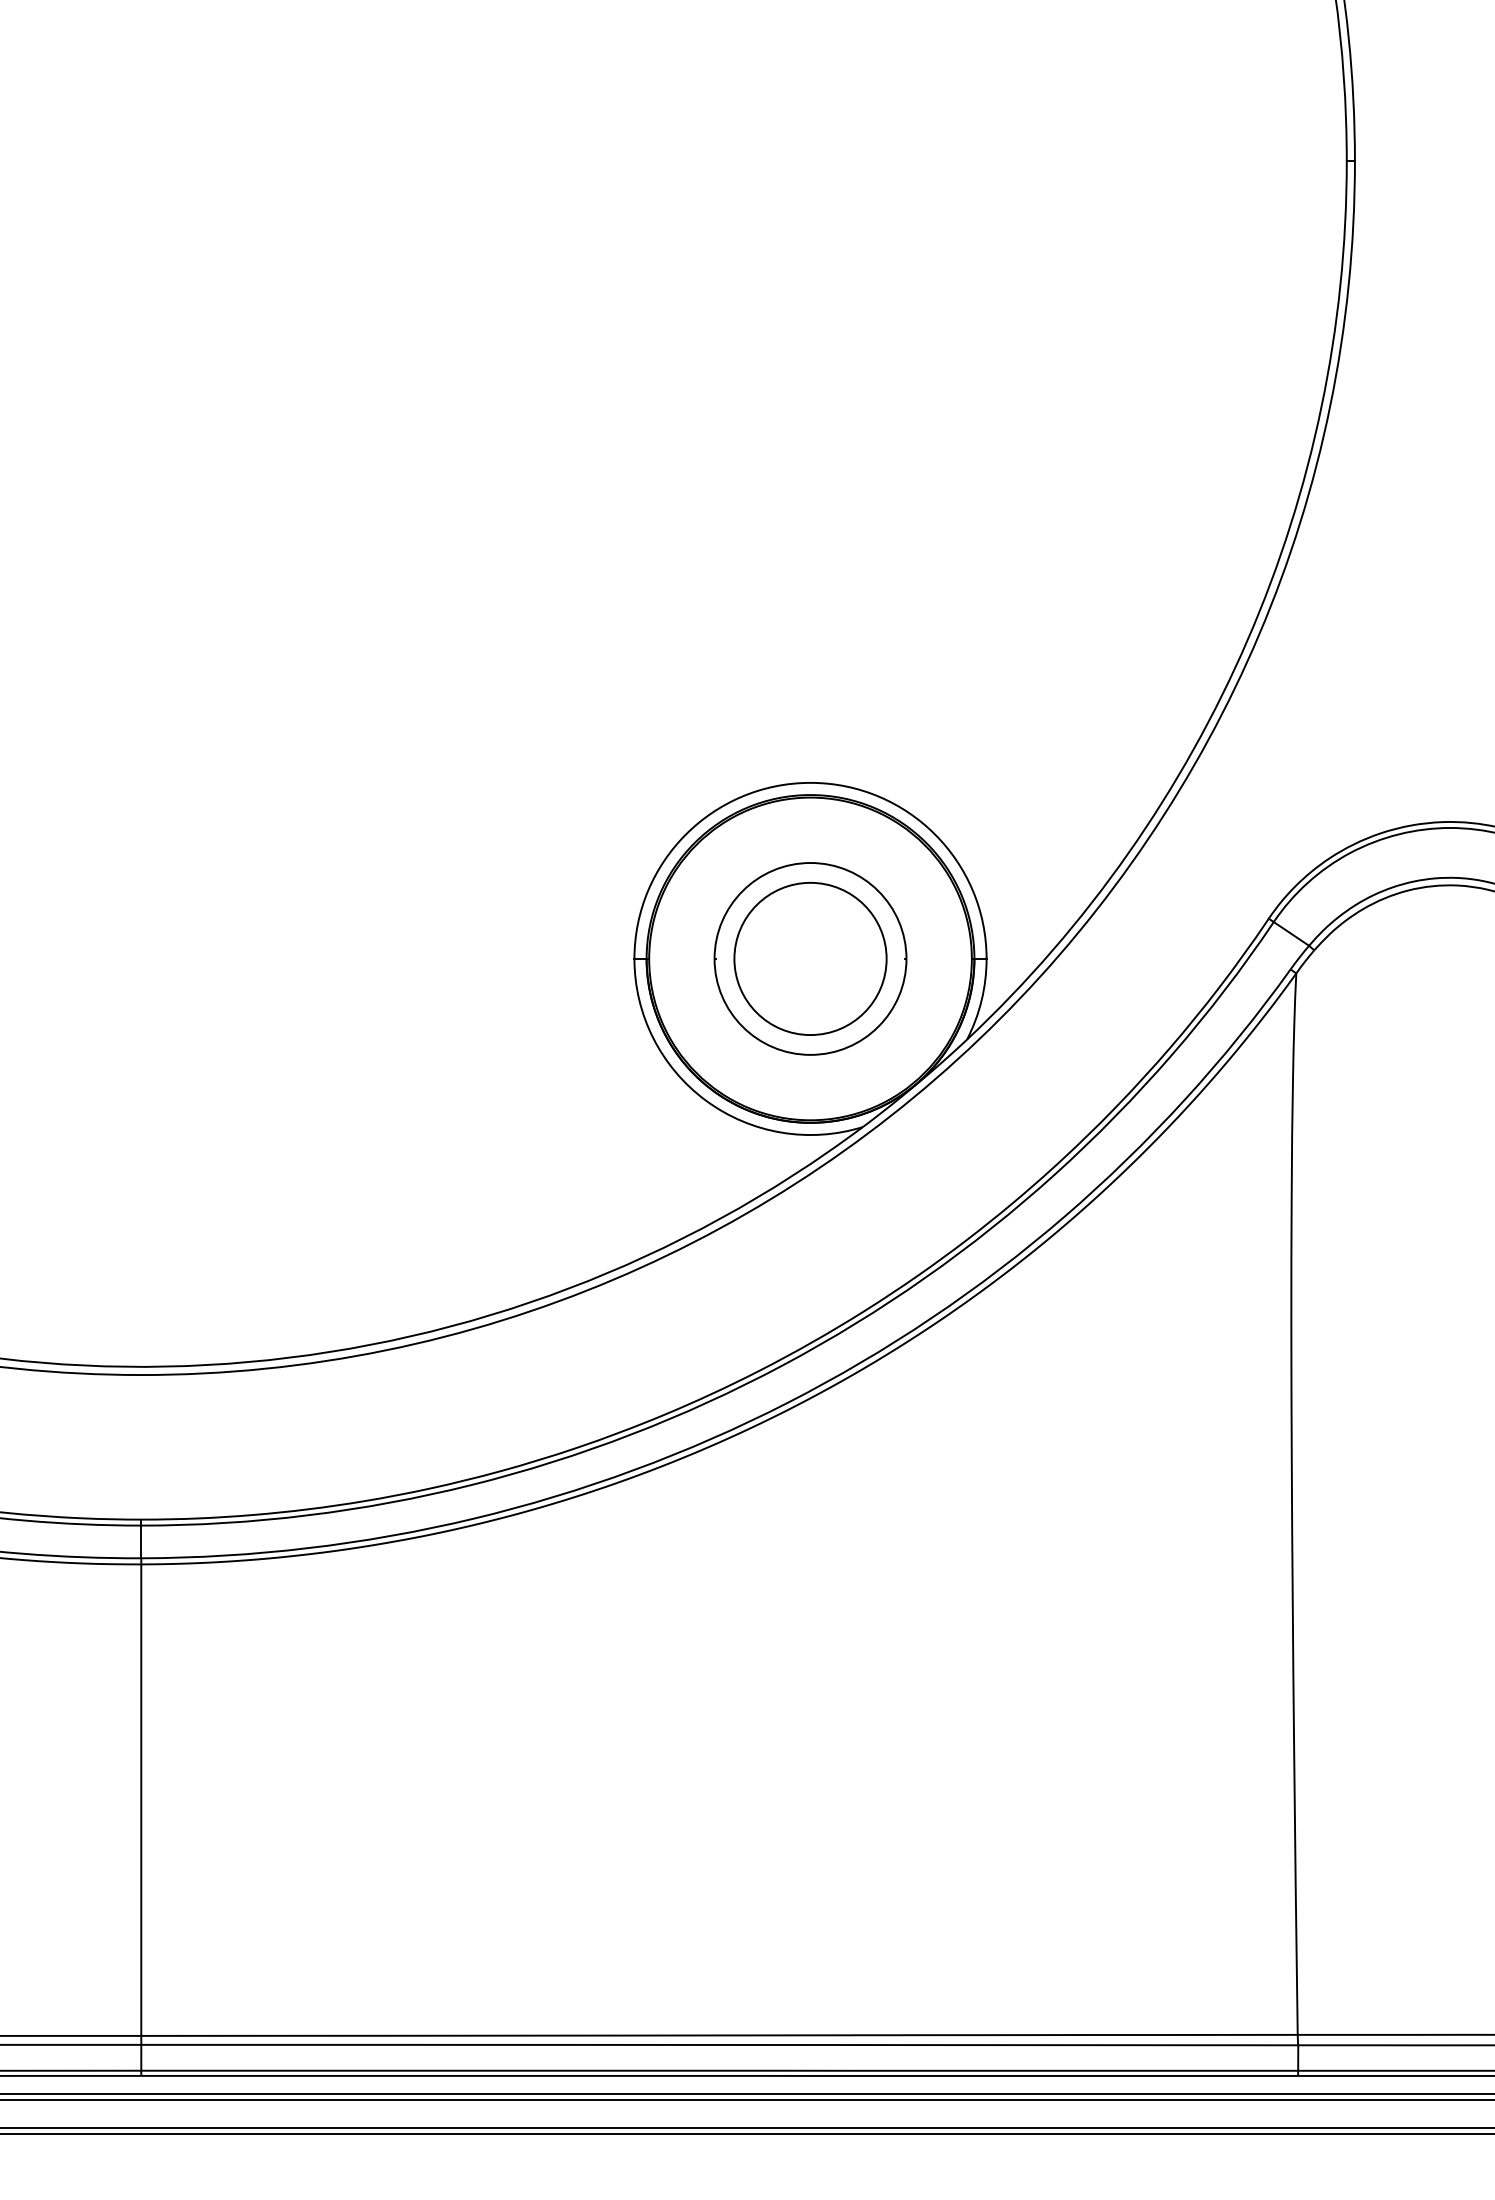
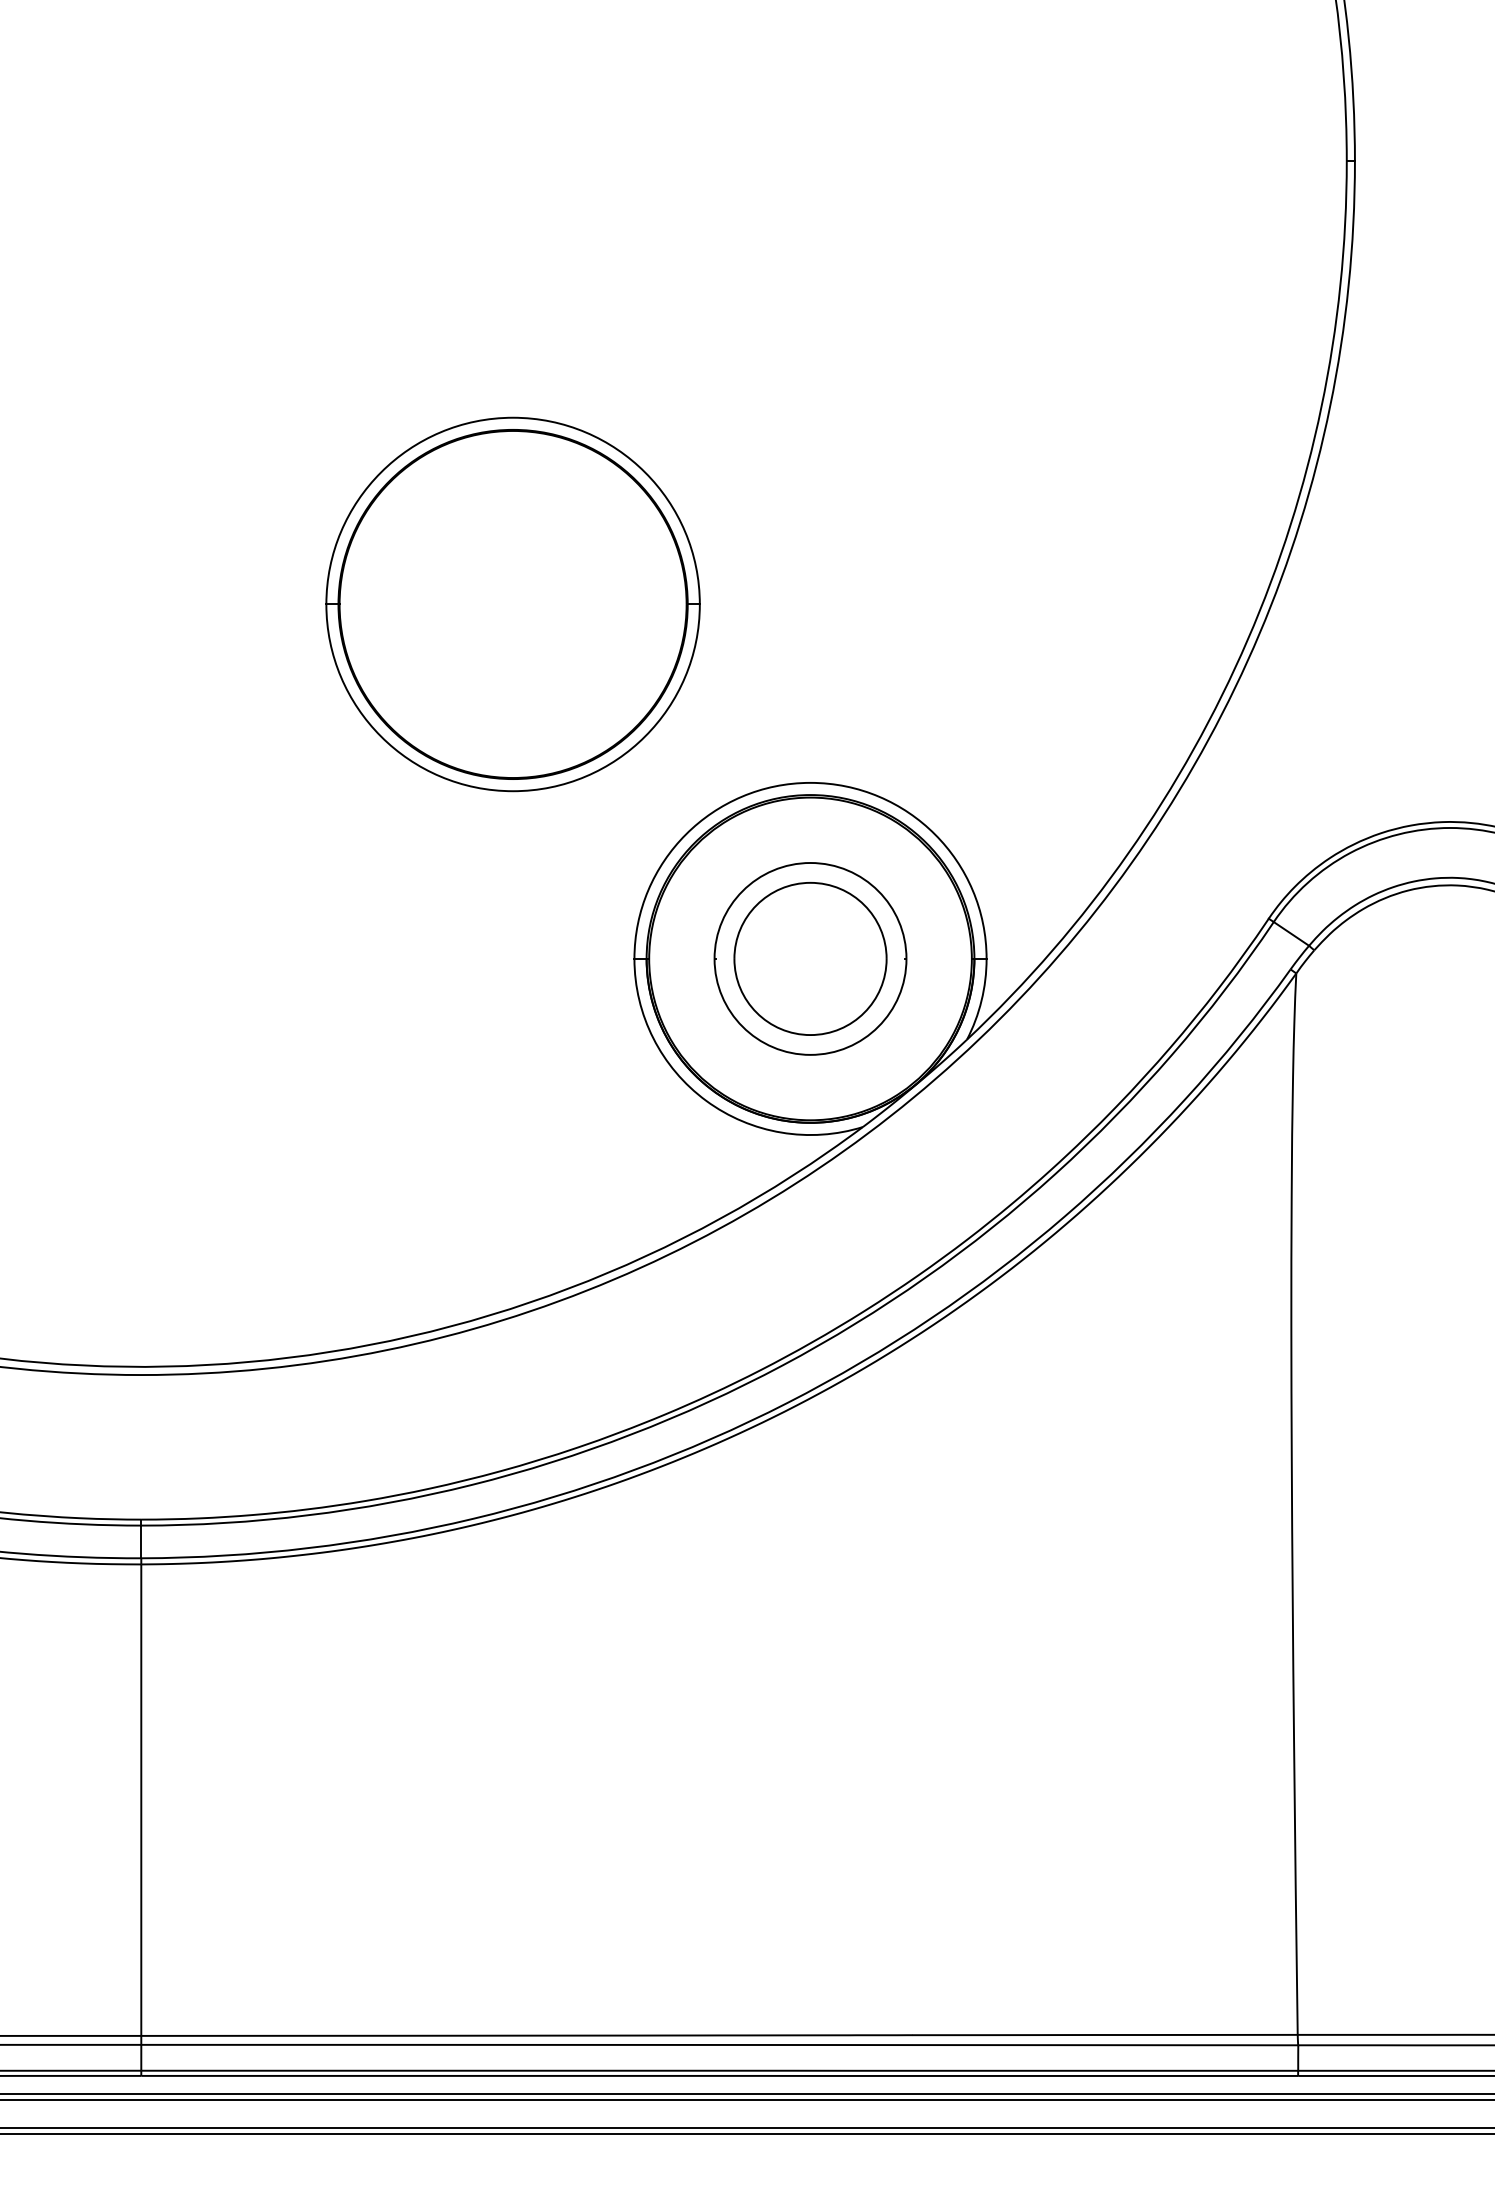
part: none -> present (512, 604)
